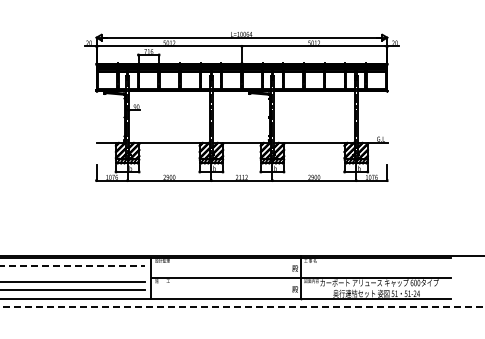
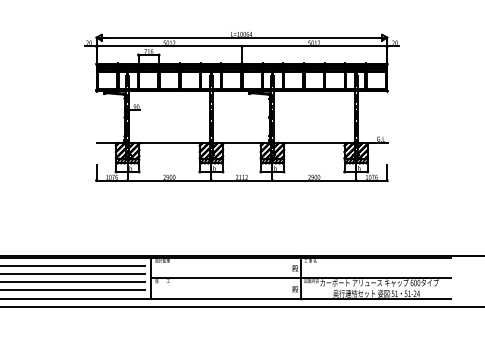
line: dashed -> solid (73, 266)
line: none -> present (73, 274)
line: dashed -> solid (243, 307)
